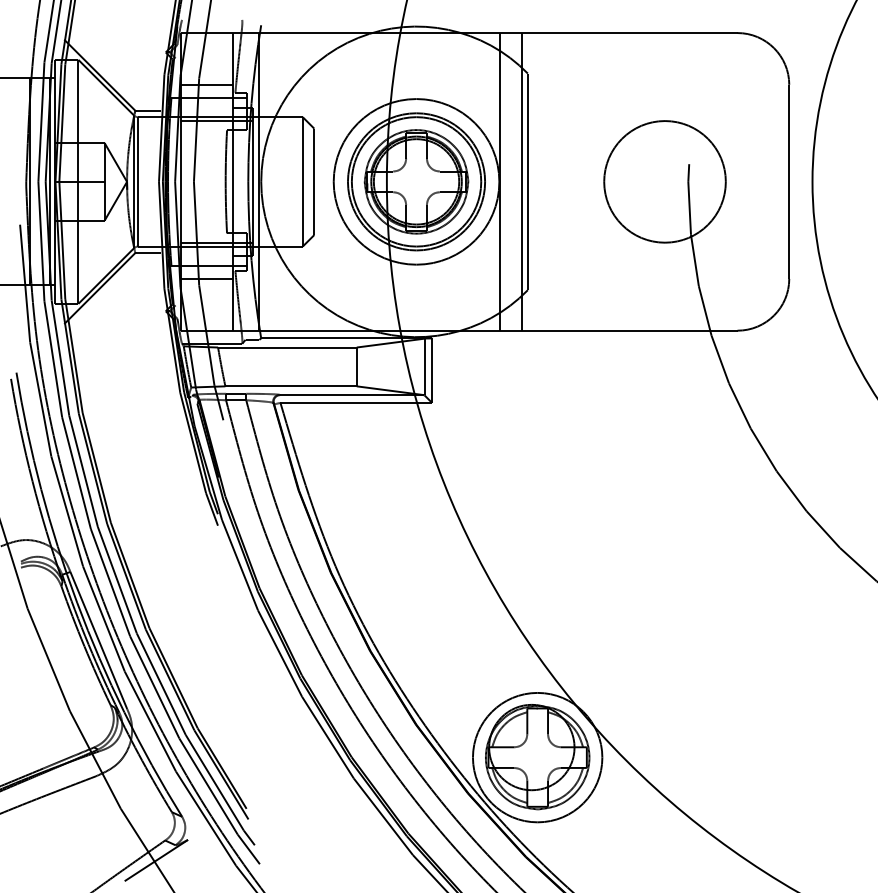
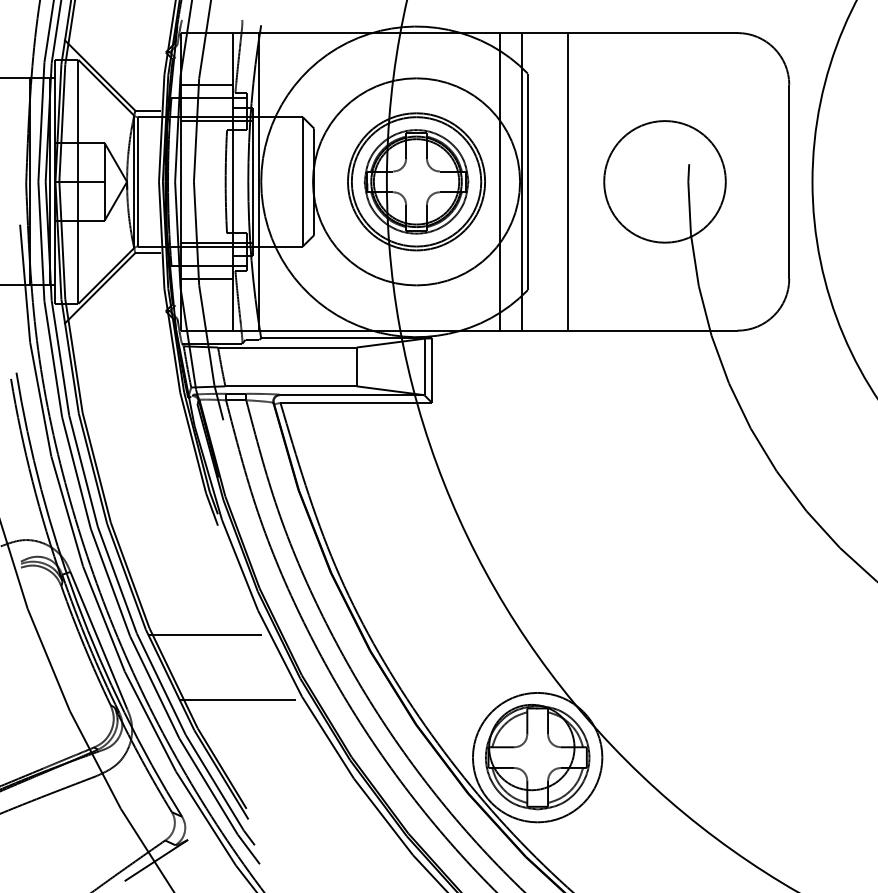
circle diameter: 166 px -> 207 px (416, 181)
line: none -> present (568, 181)
line: none -> present (204, 634)
line: none -> present (236, 699)
